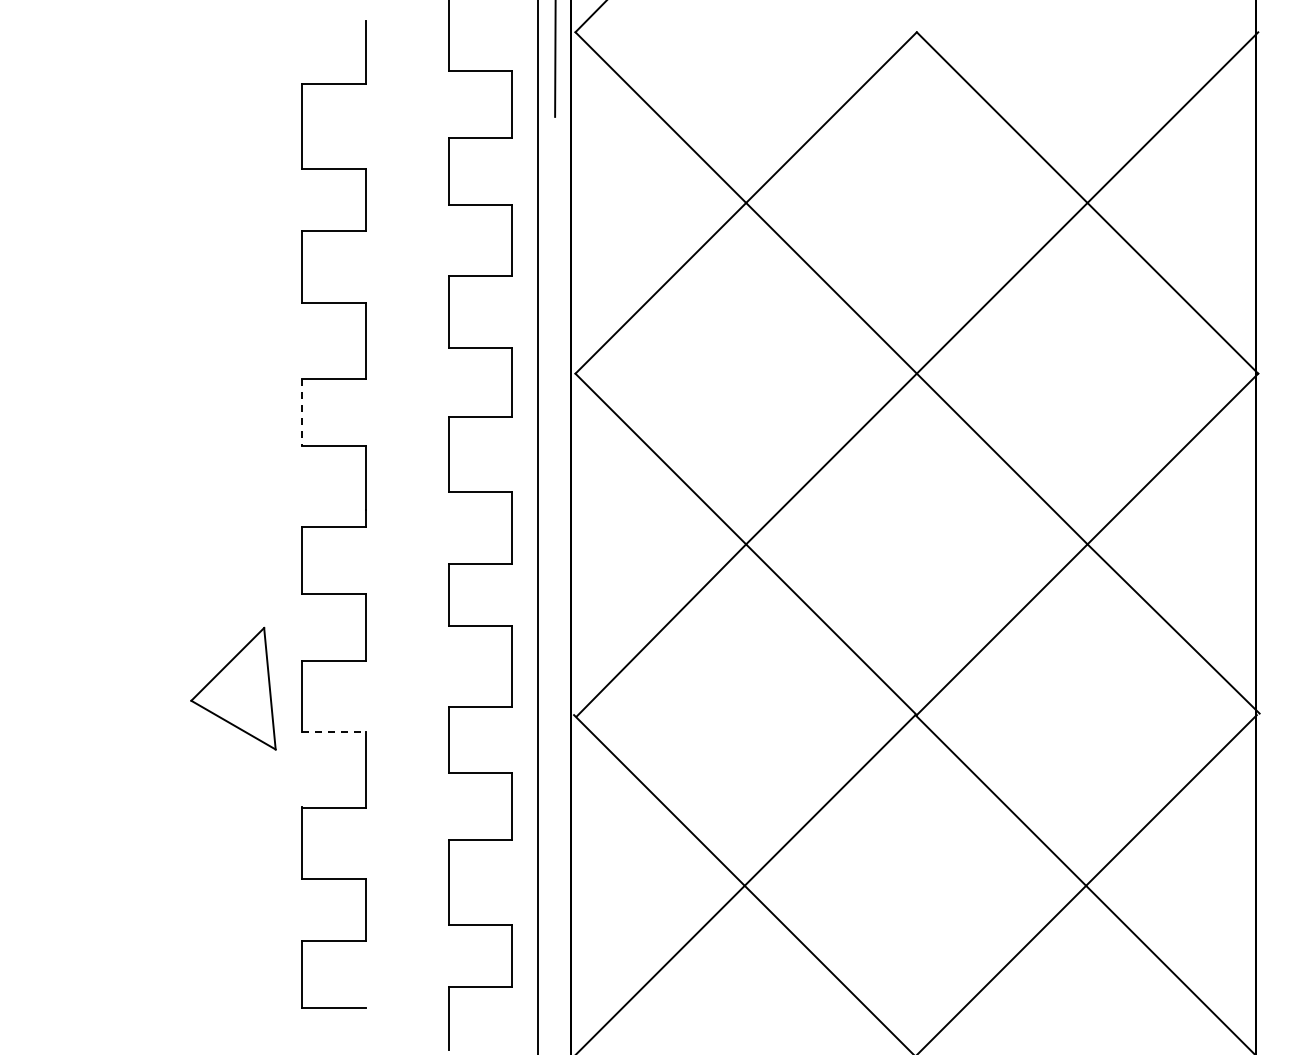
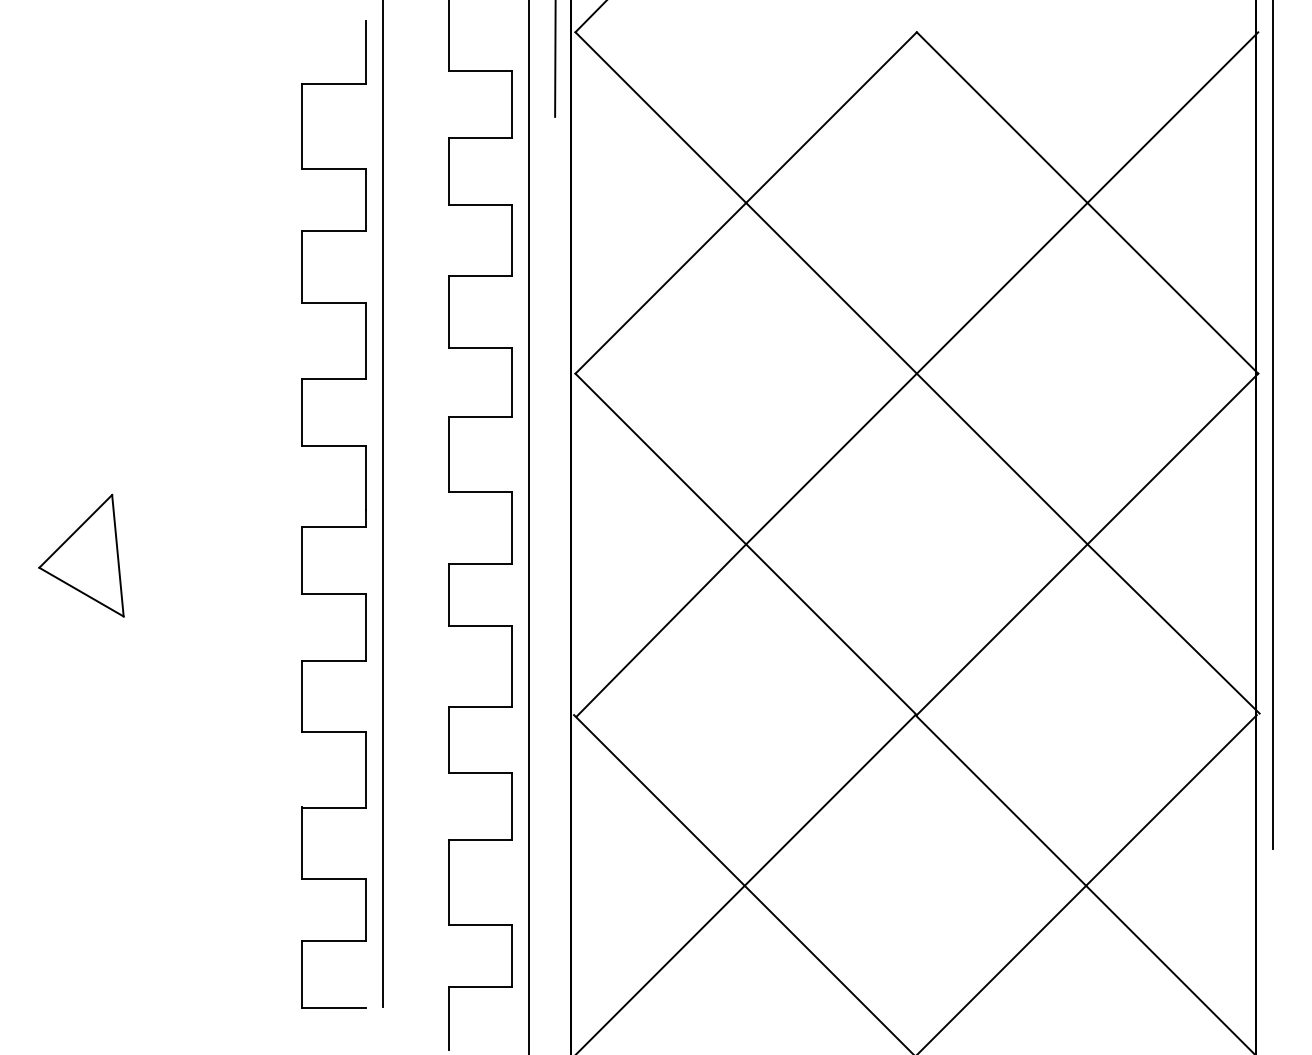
line: dashed -> solid (302, 412)
line: none -> present (1272, 425)
line: none -> present (382, 504)
line position: (537, 526) -> (528, 526) (528, 526)
part position: (233, 688) -> (81, 555) (81, 555)
line: dashed -> solid (334, 732)
